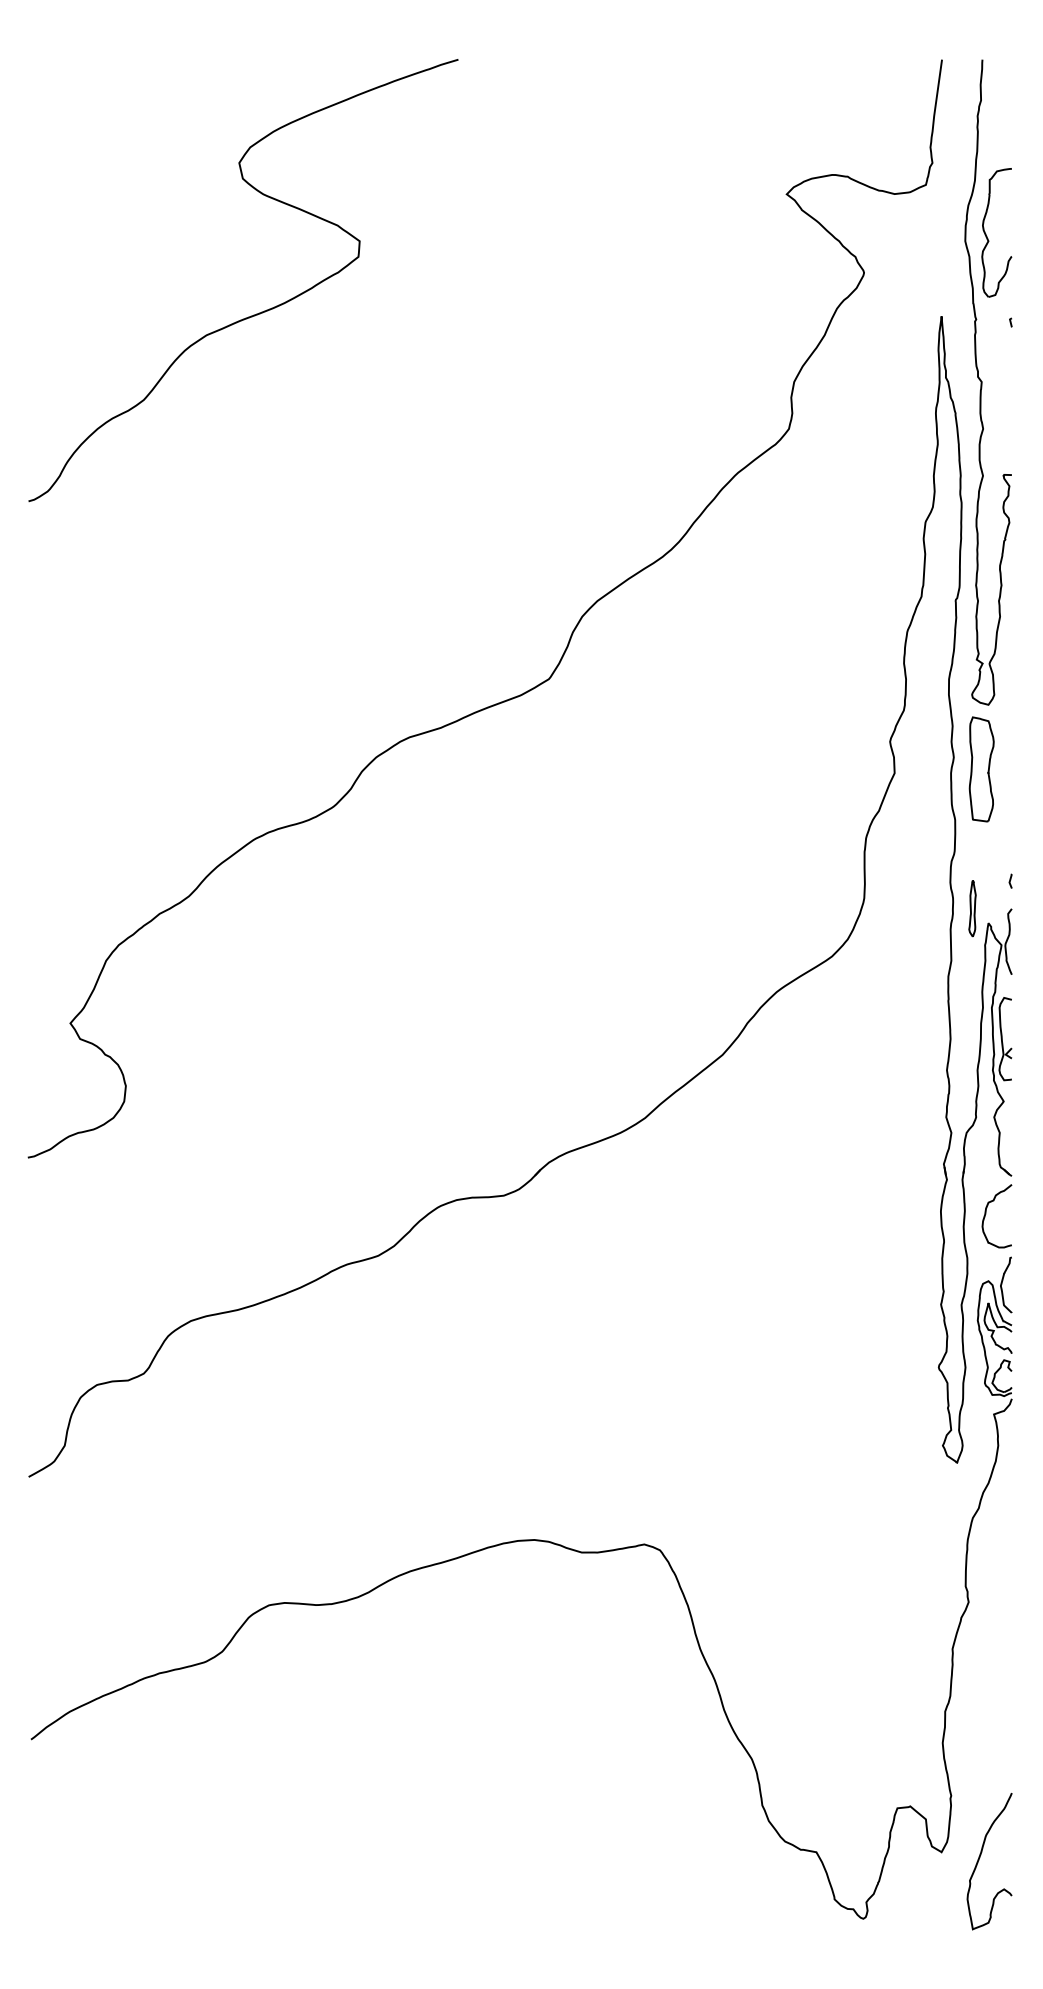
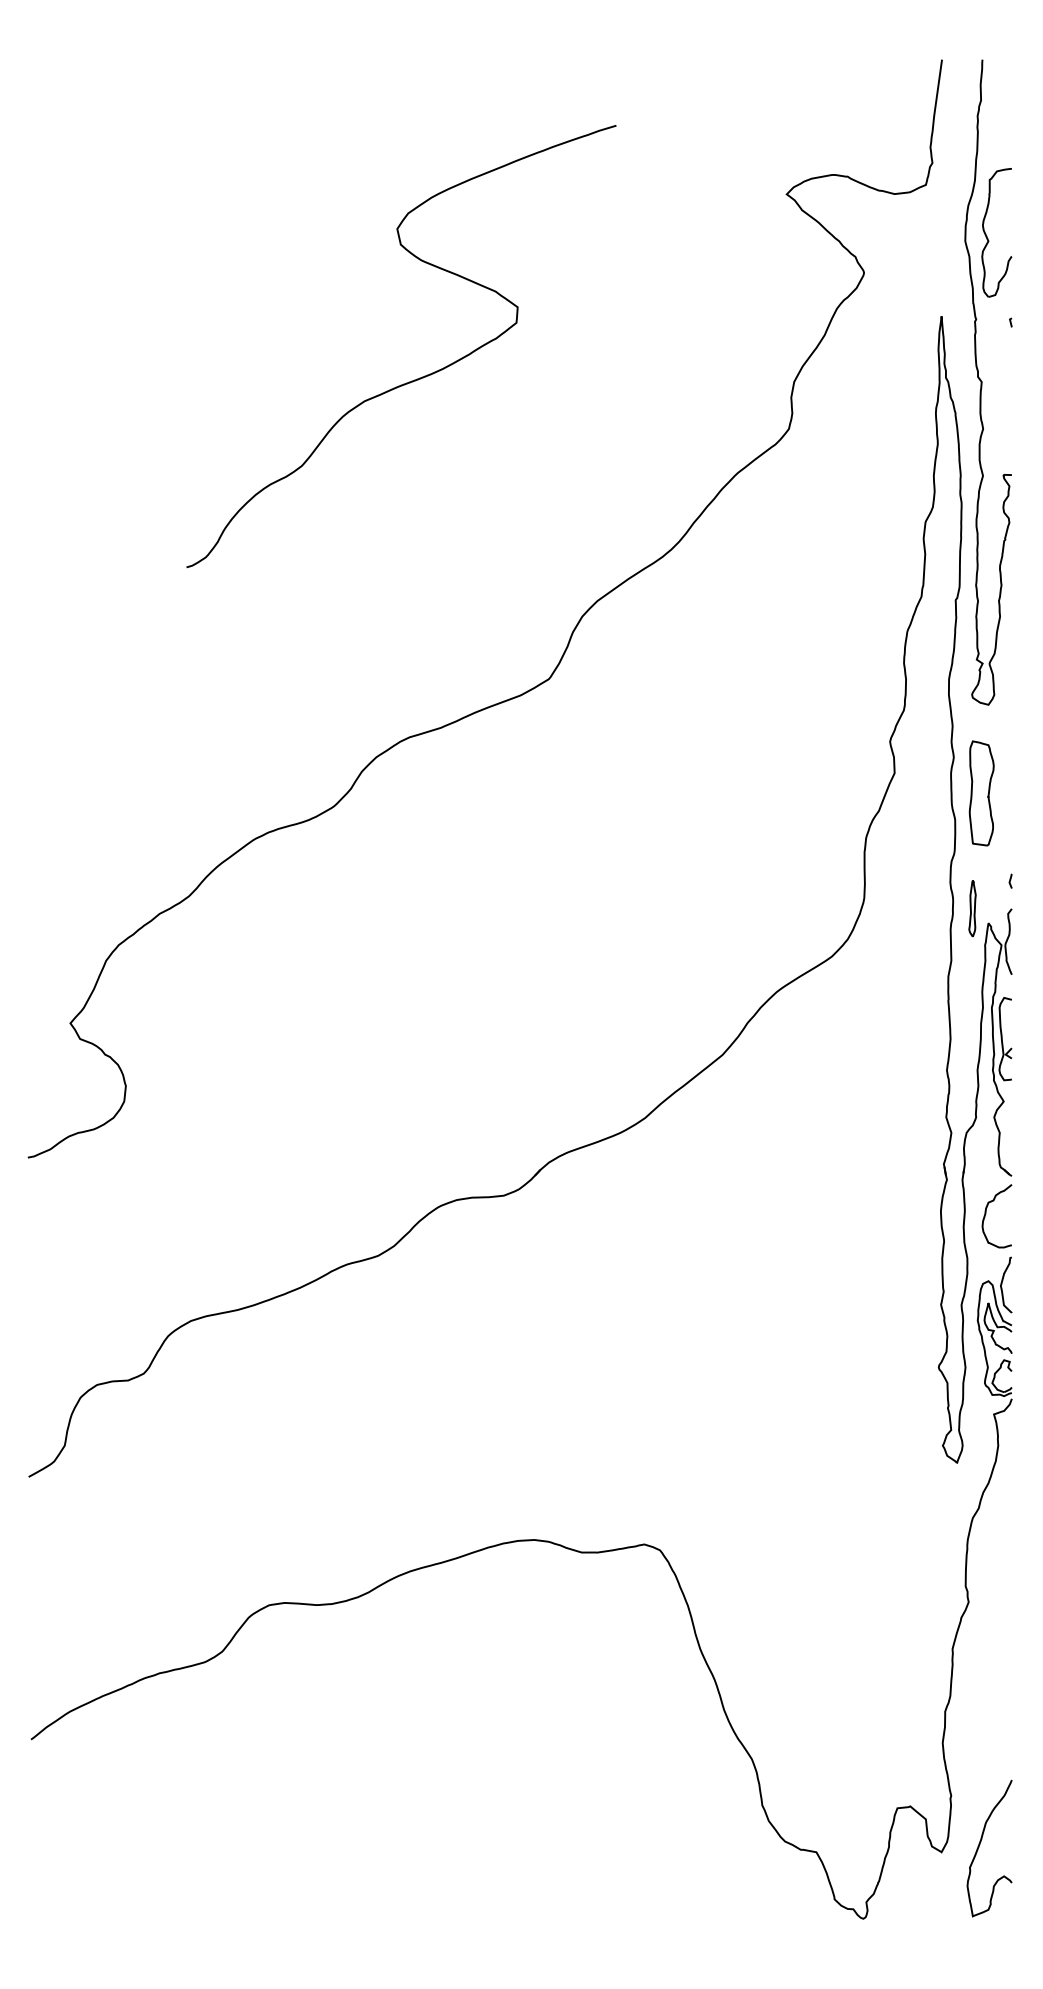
curve position: (253, 314) -> (411, 380) (411, 380)
part position: (981, 769) -> (981, 793) (981, 793)
curve position: (980, 1857) -> (980, 1844) (980, 1844)
